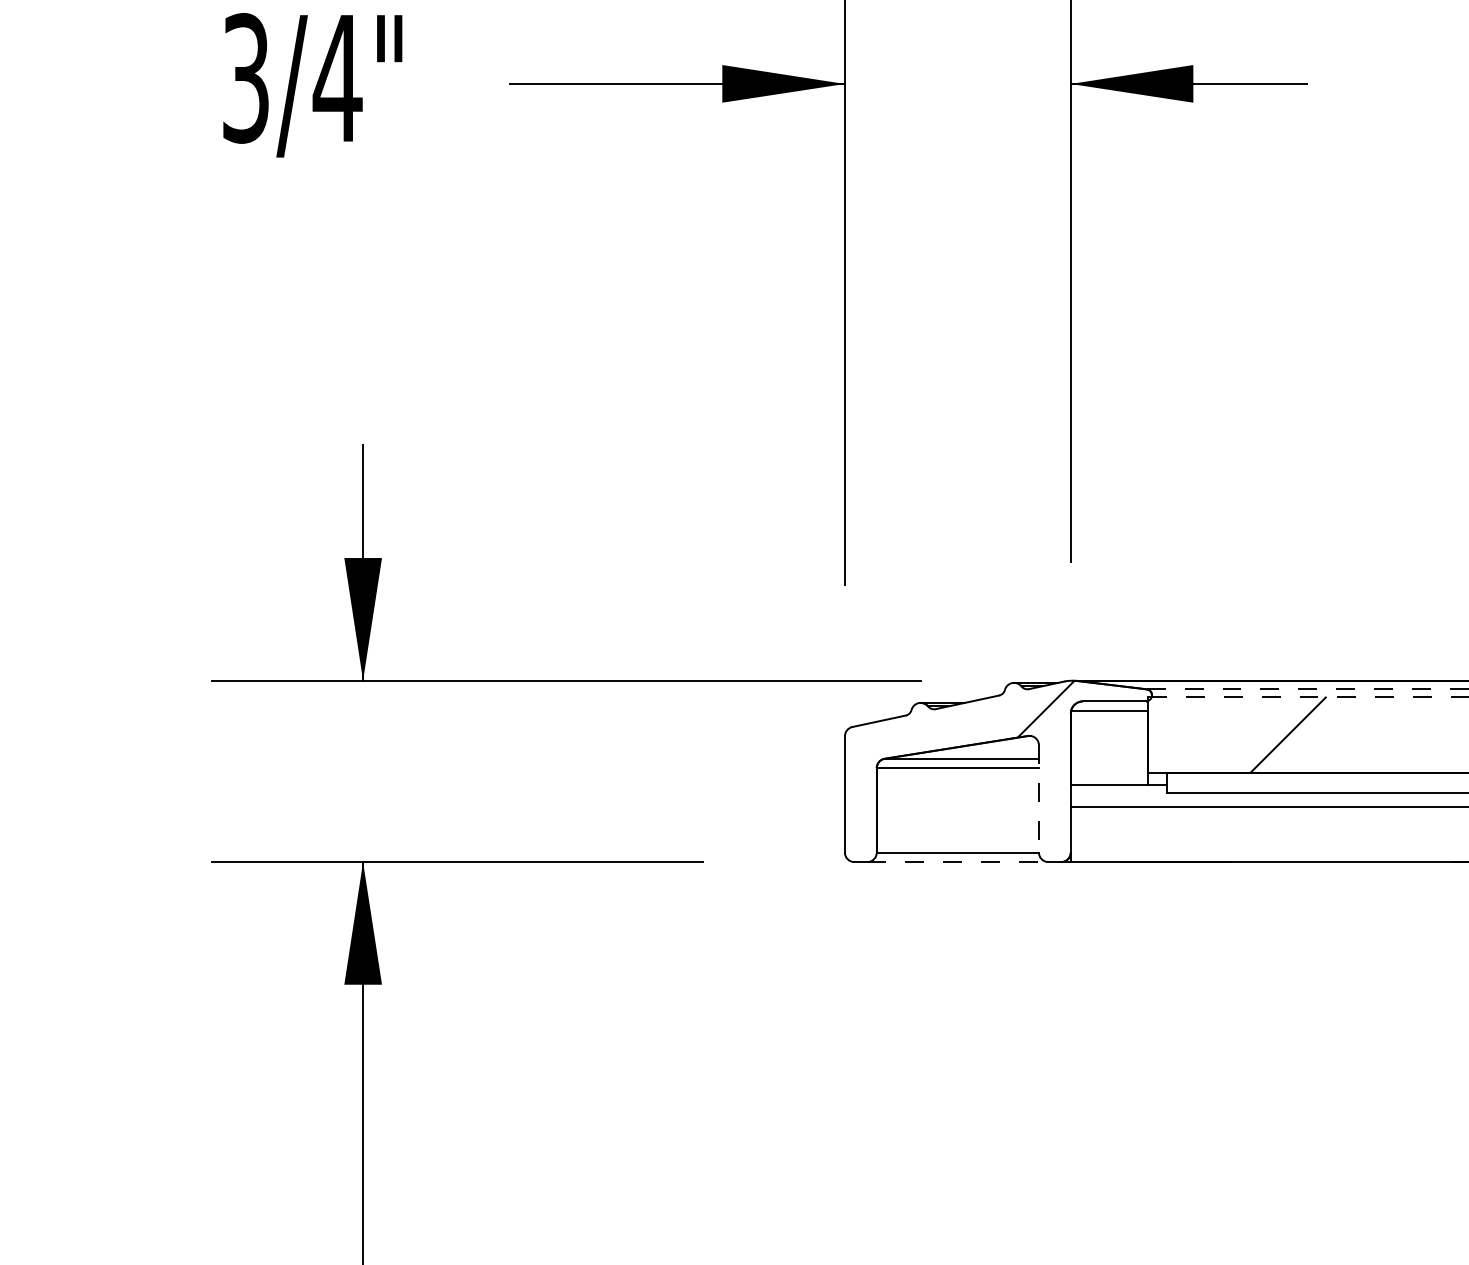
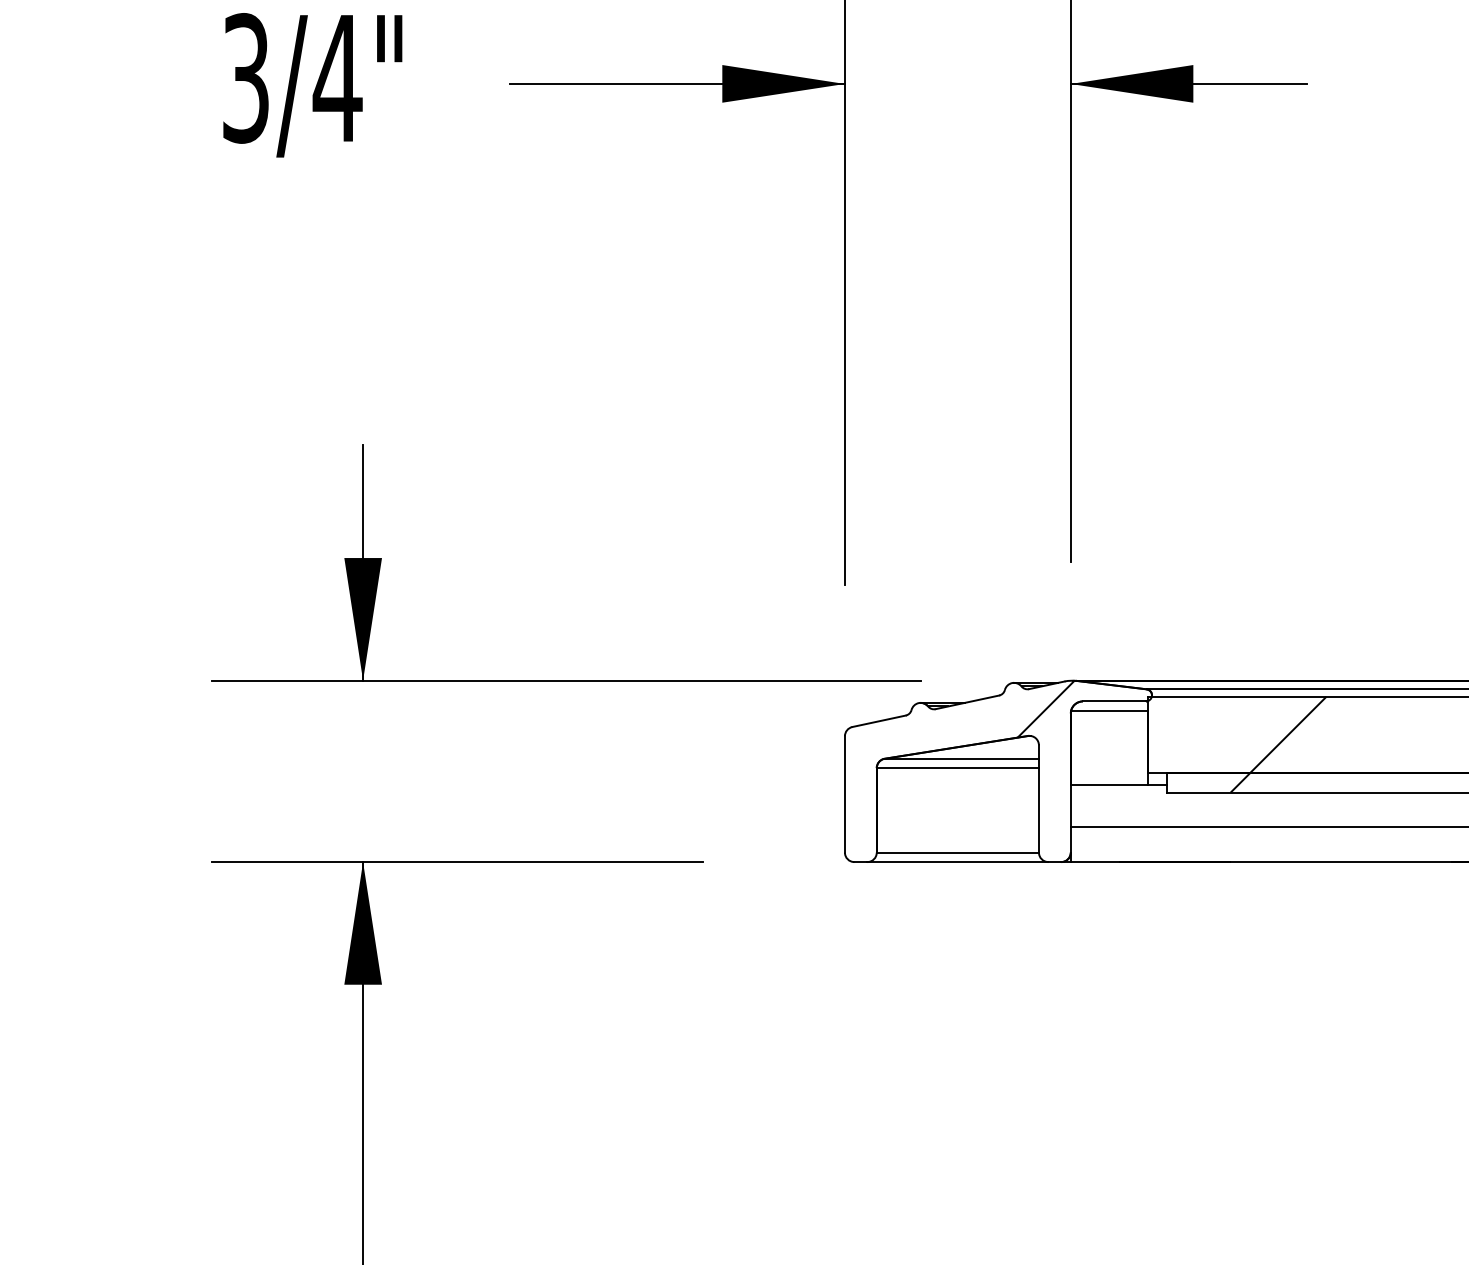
line: dashed -> solid (1307, 689)
line: dashed -> solid (1308, 696)
hatch: none -> present (1240, 782)
line: dashed -> solid (1038, 798)
line position: (1267, 807) -> (1267, 827) (1267, 827)
line: dashed -> solid (957, 862)
